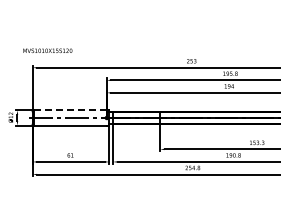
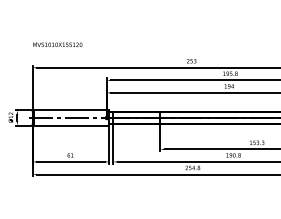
text position: (47, 50) -> (57, 44) (57, 44)
line: dashed -> solid (69, 110)
